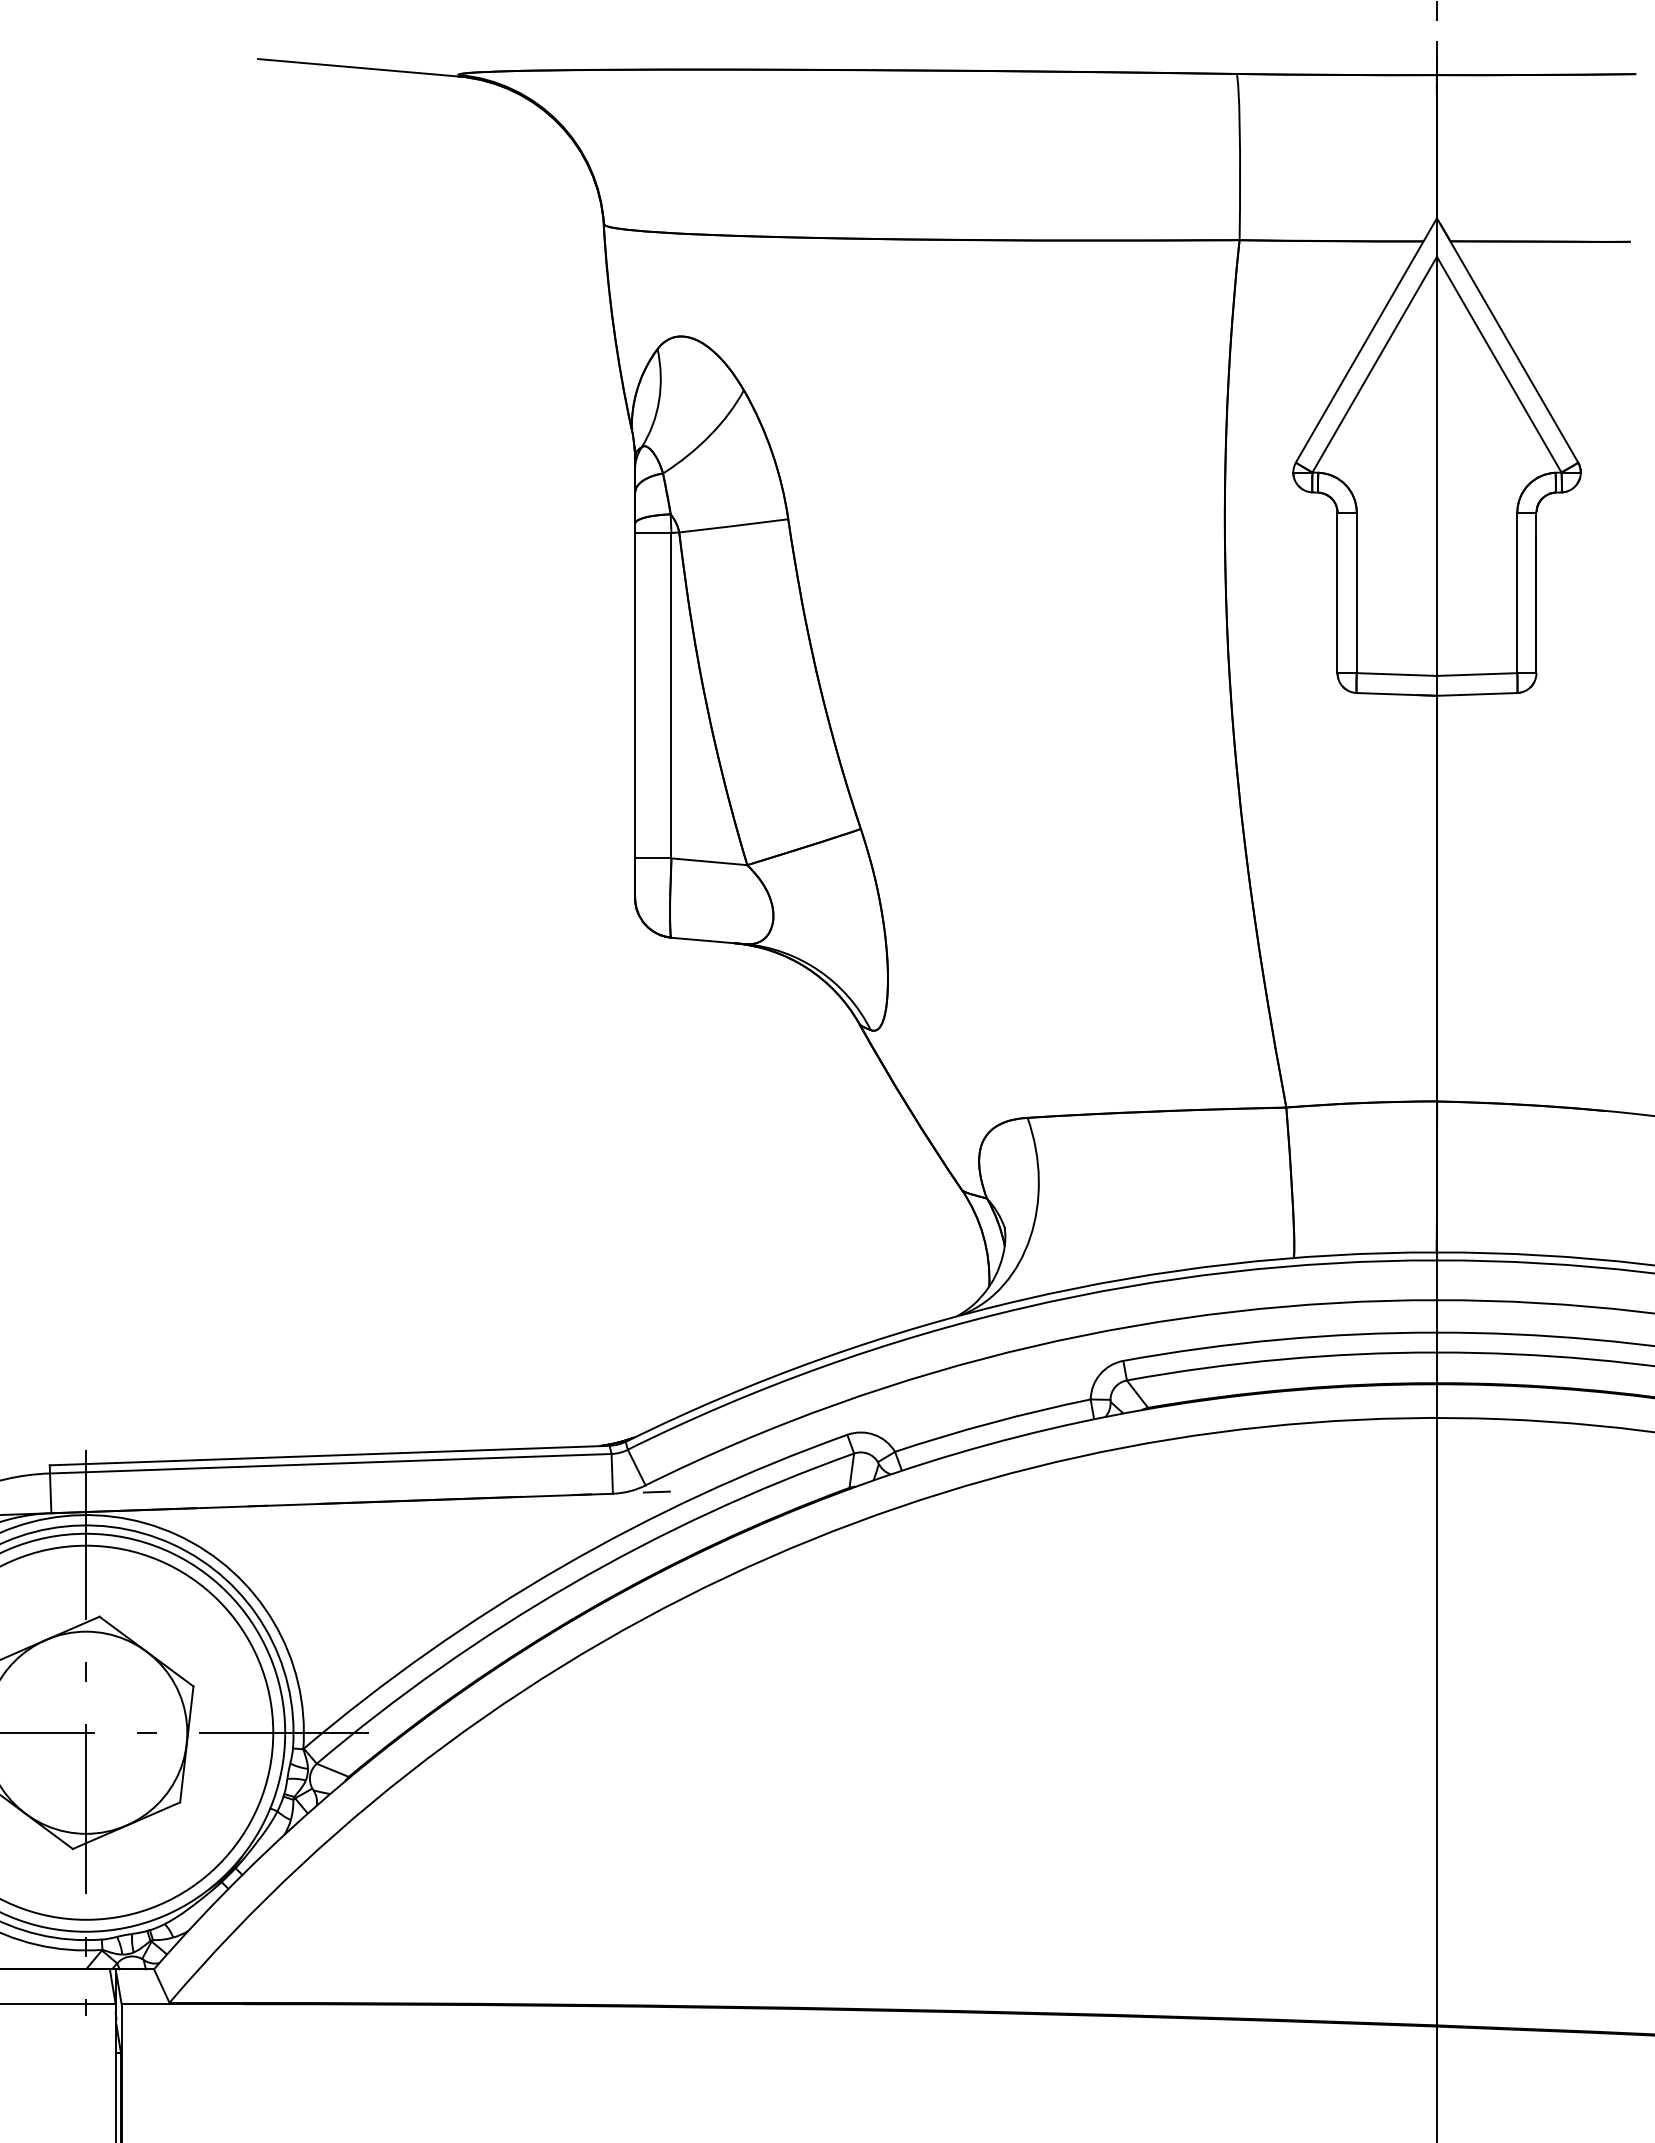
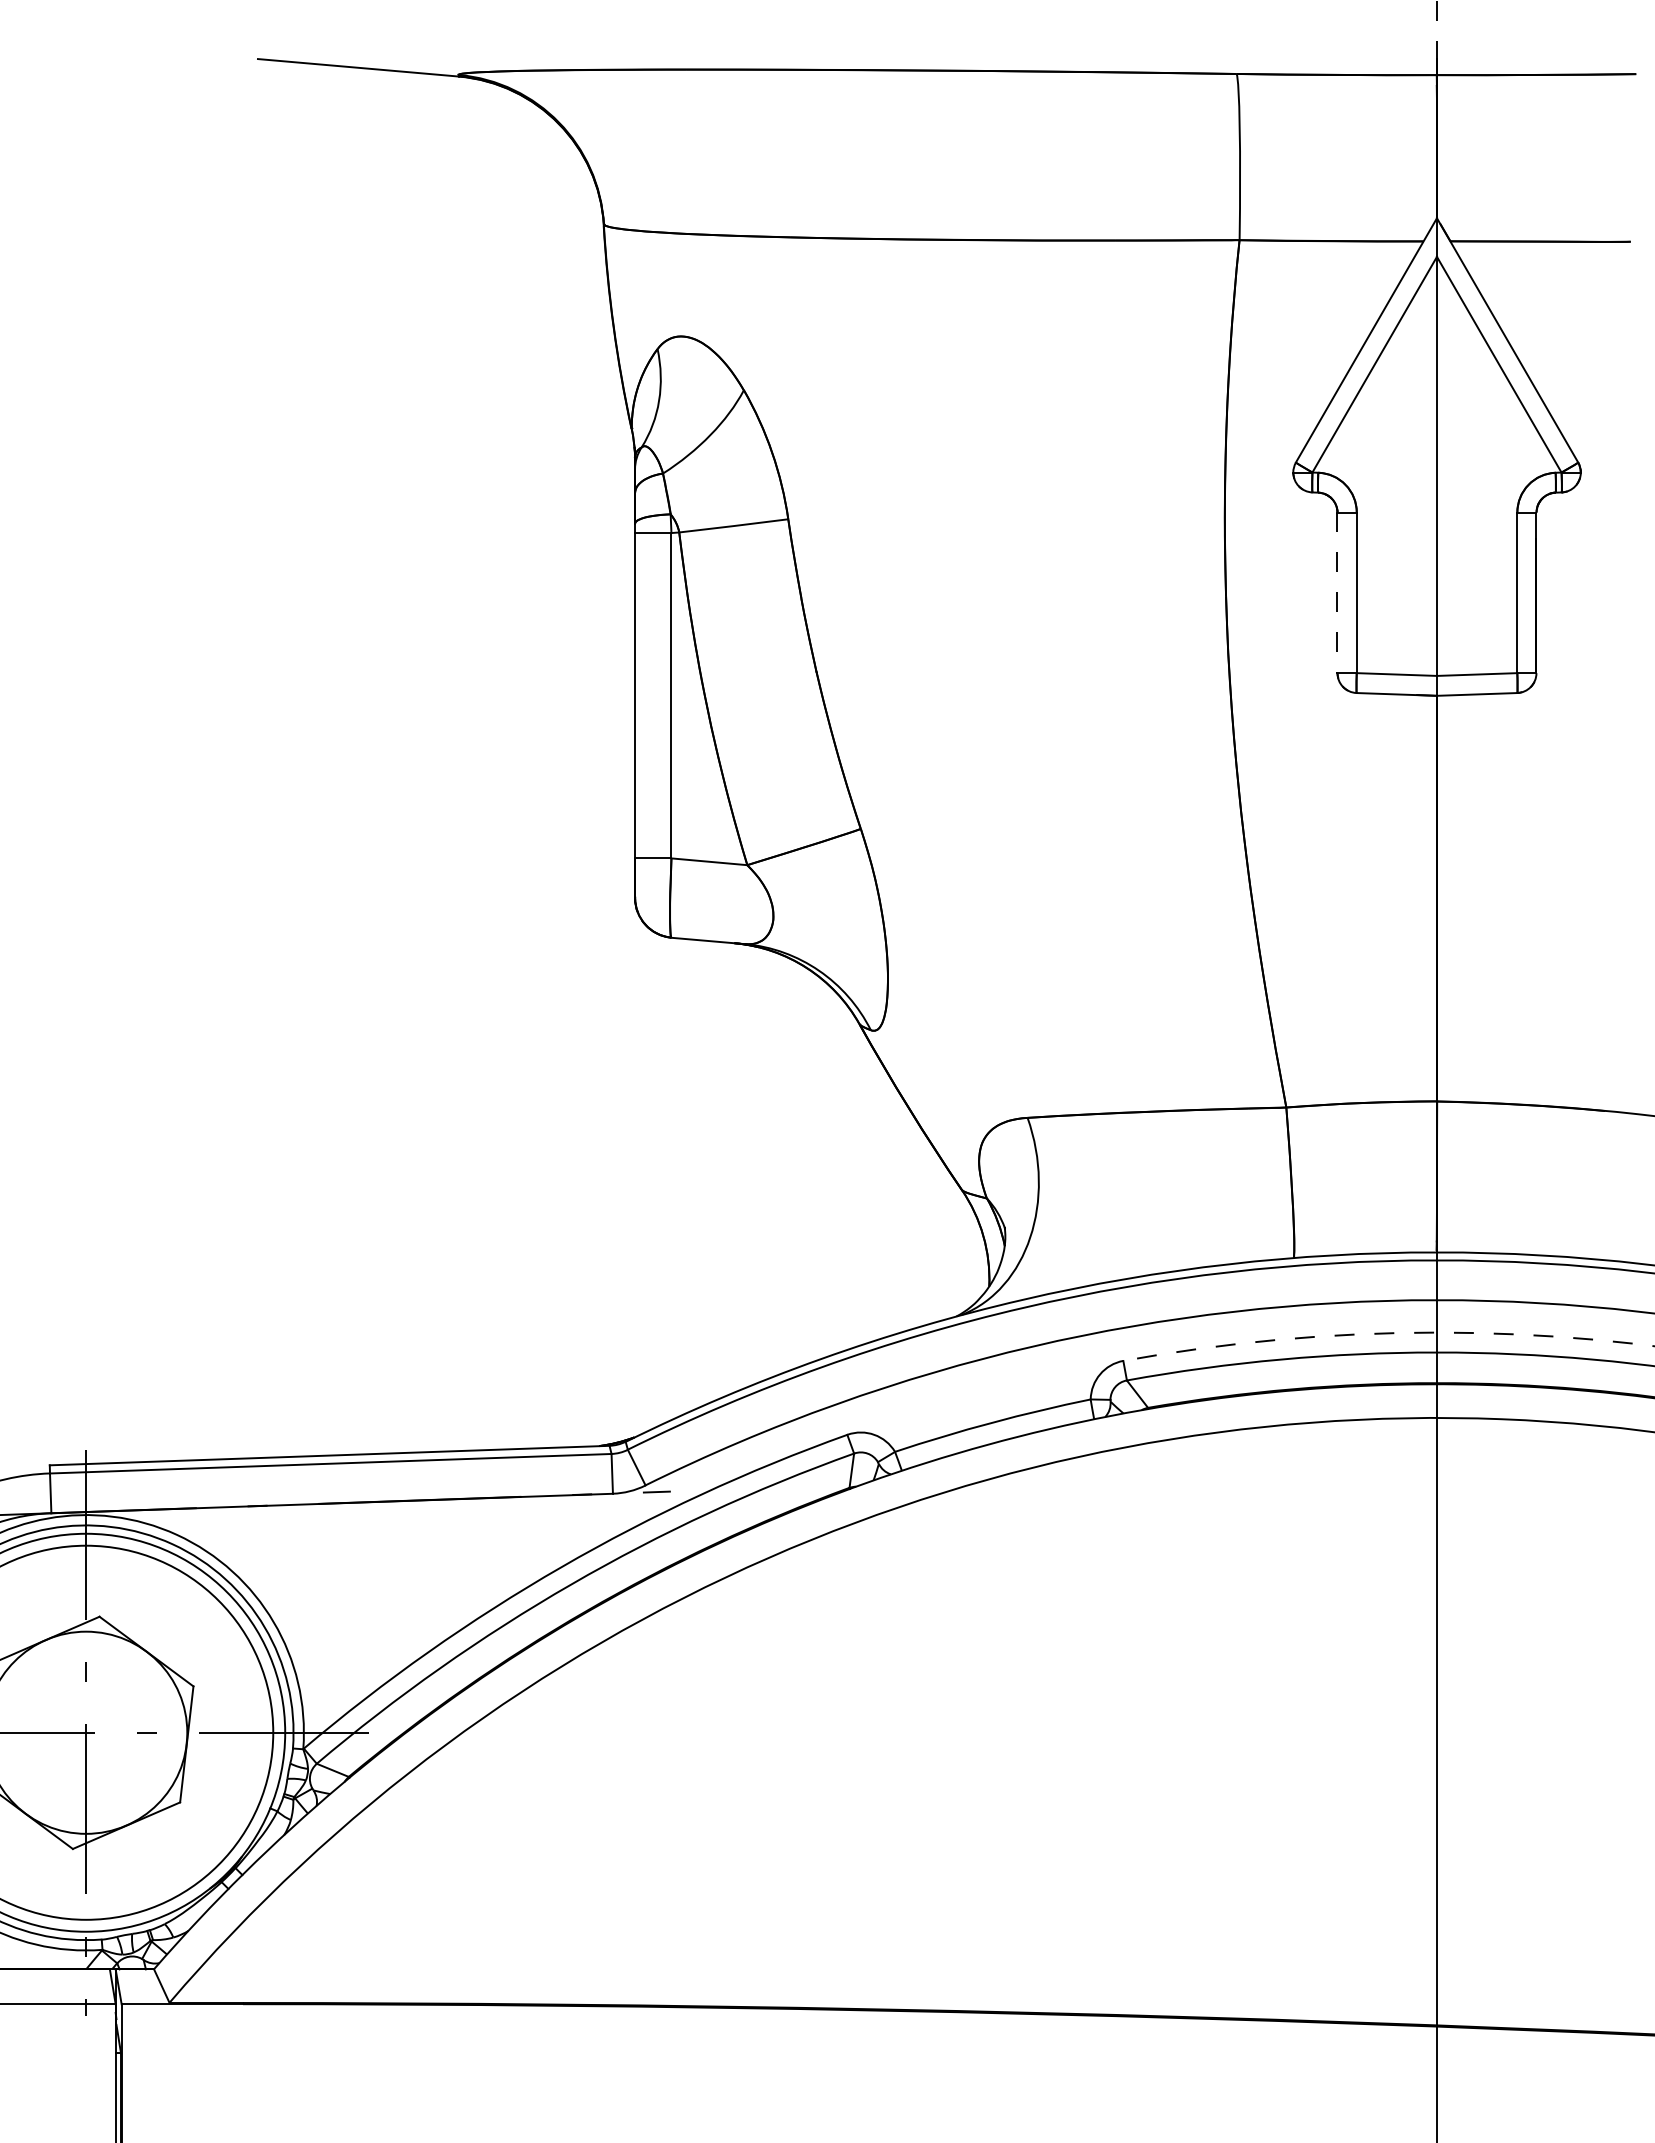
line: solid -> dashed (1337, 593)
arc: solid -> dashed (1388, 1333)
